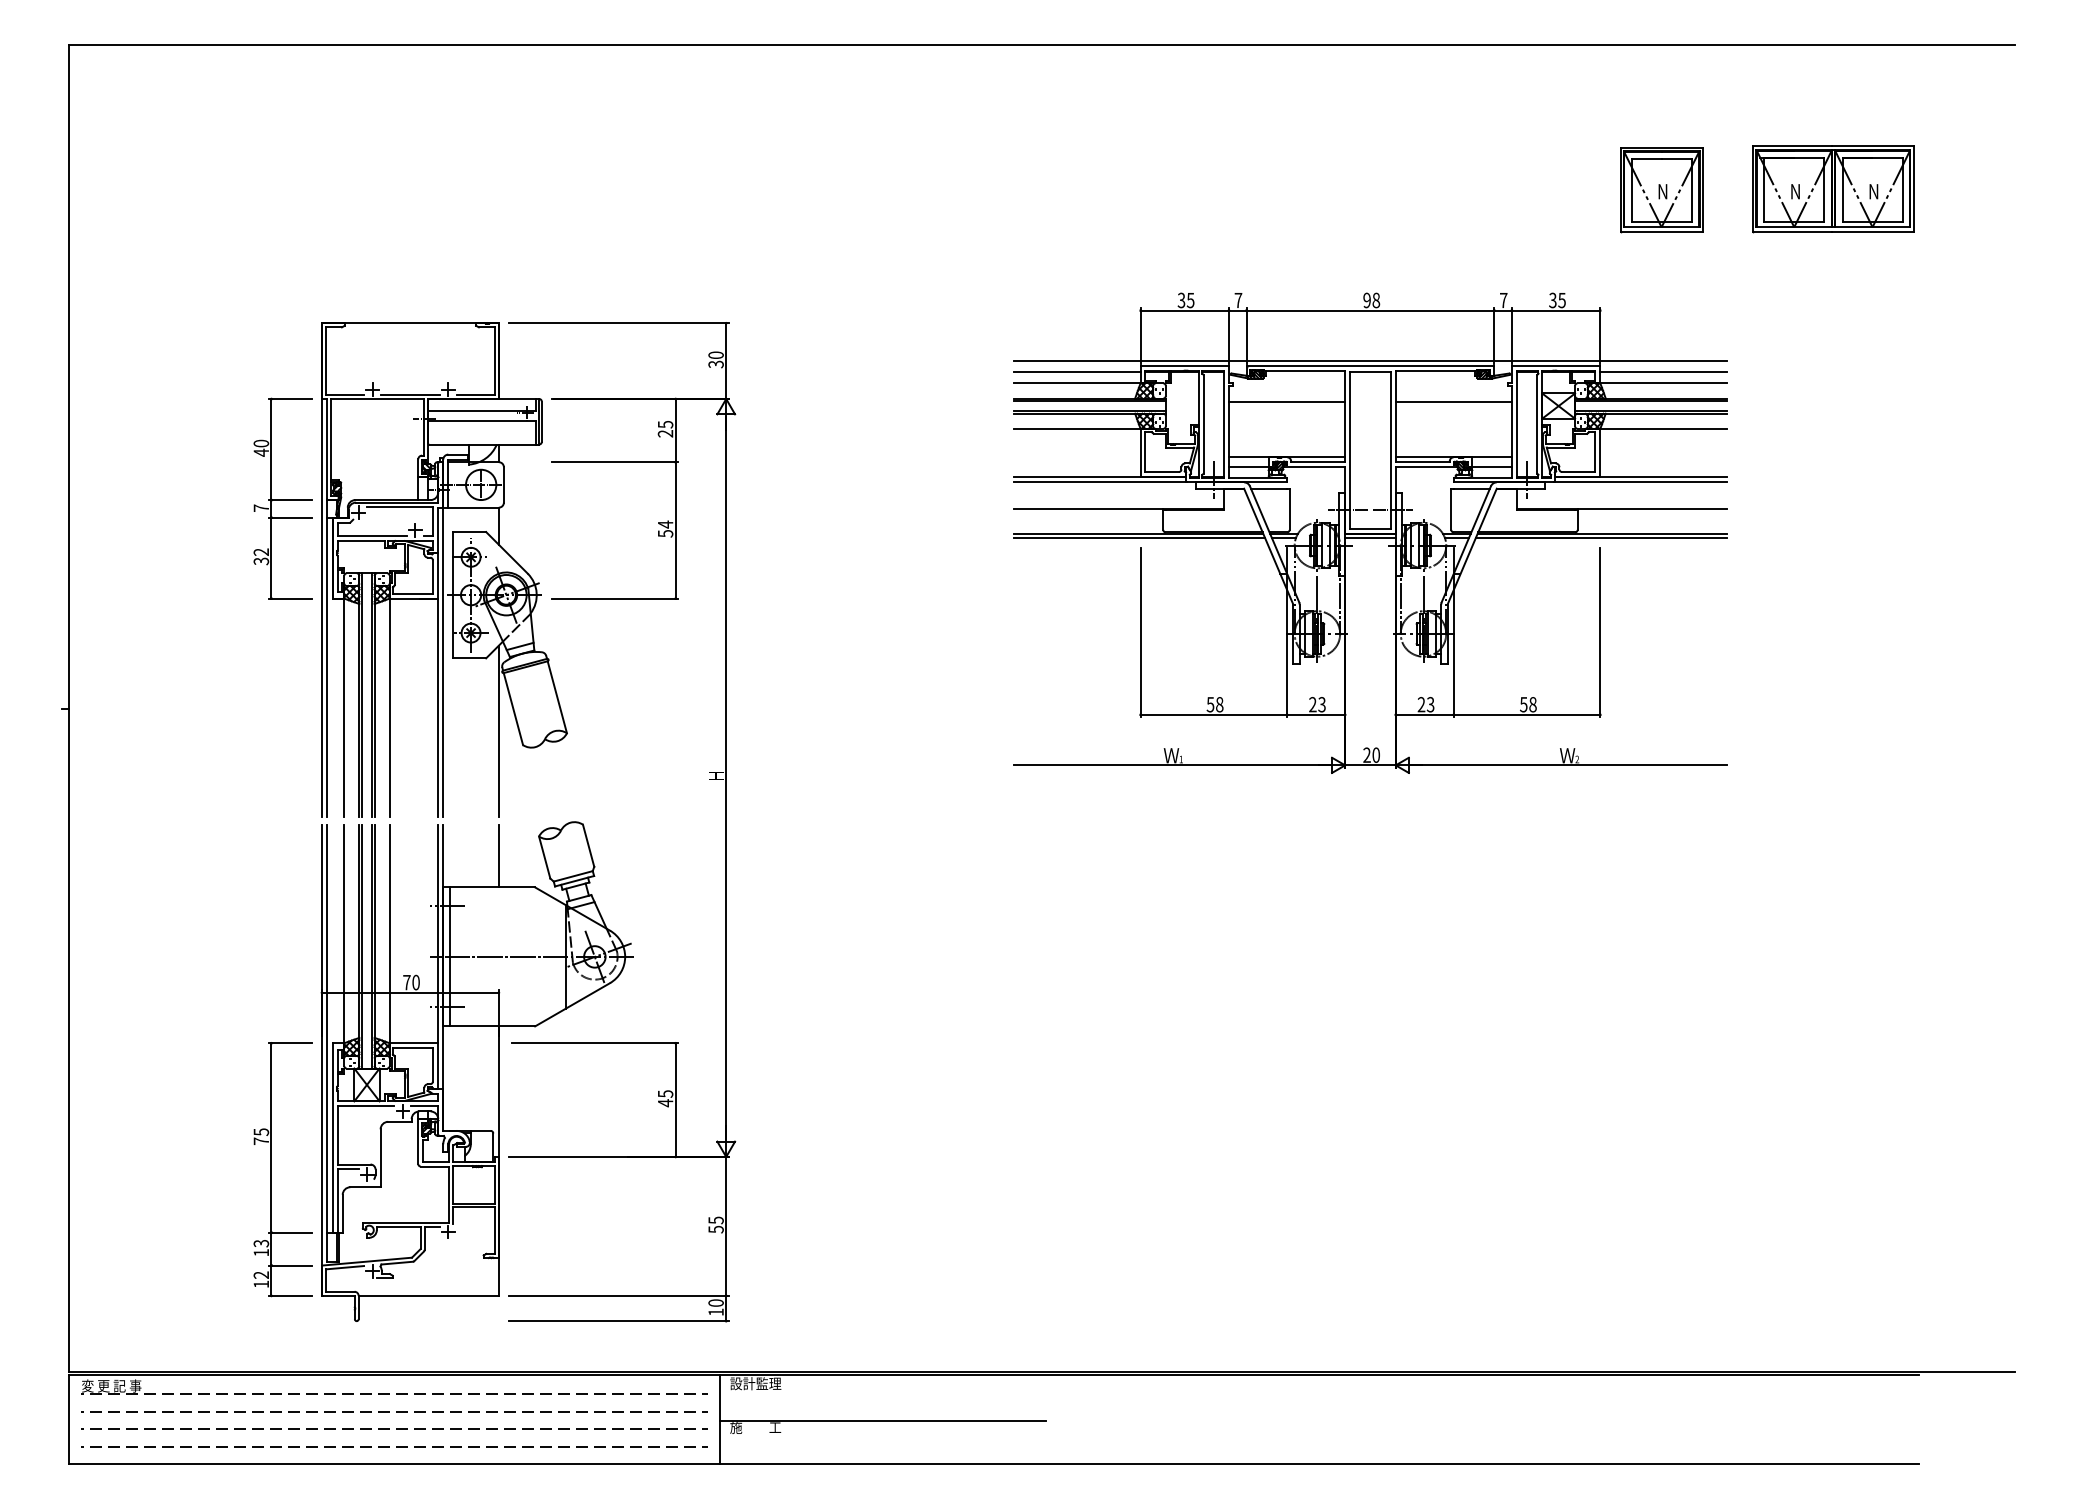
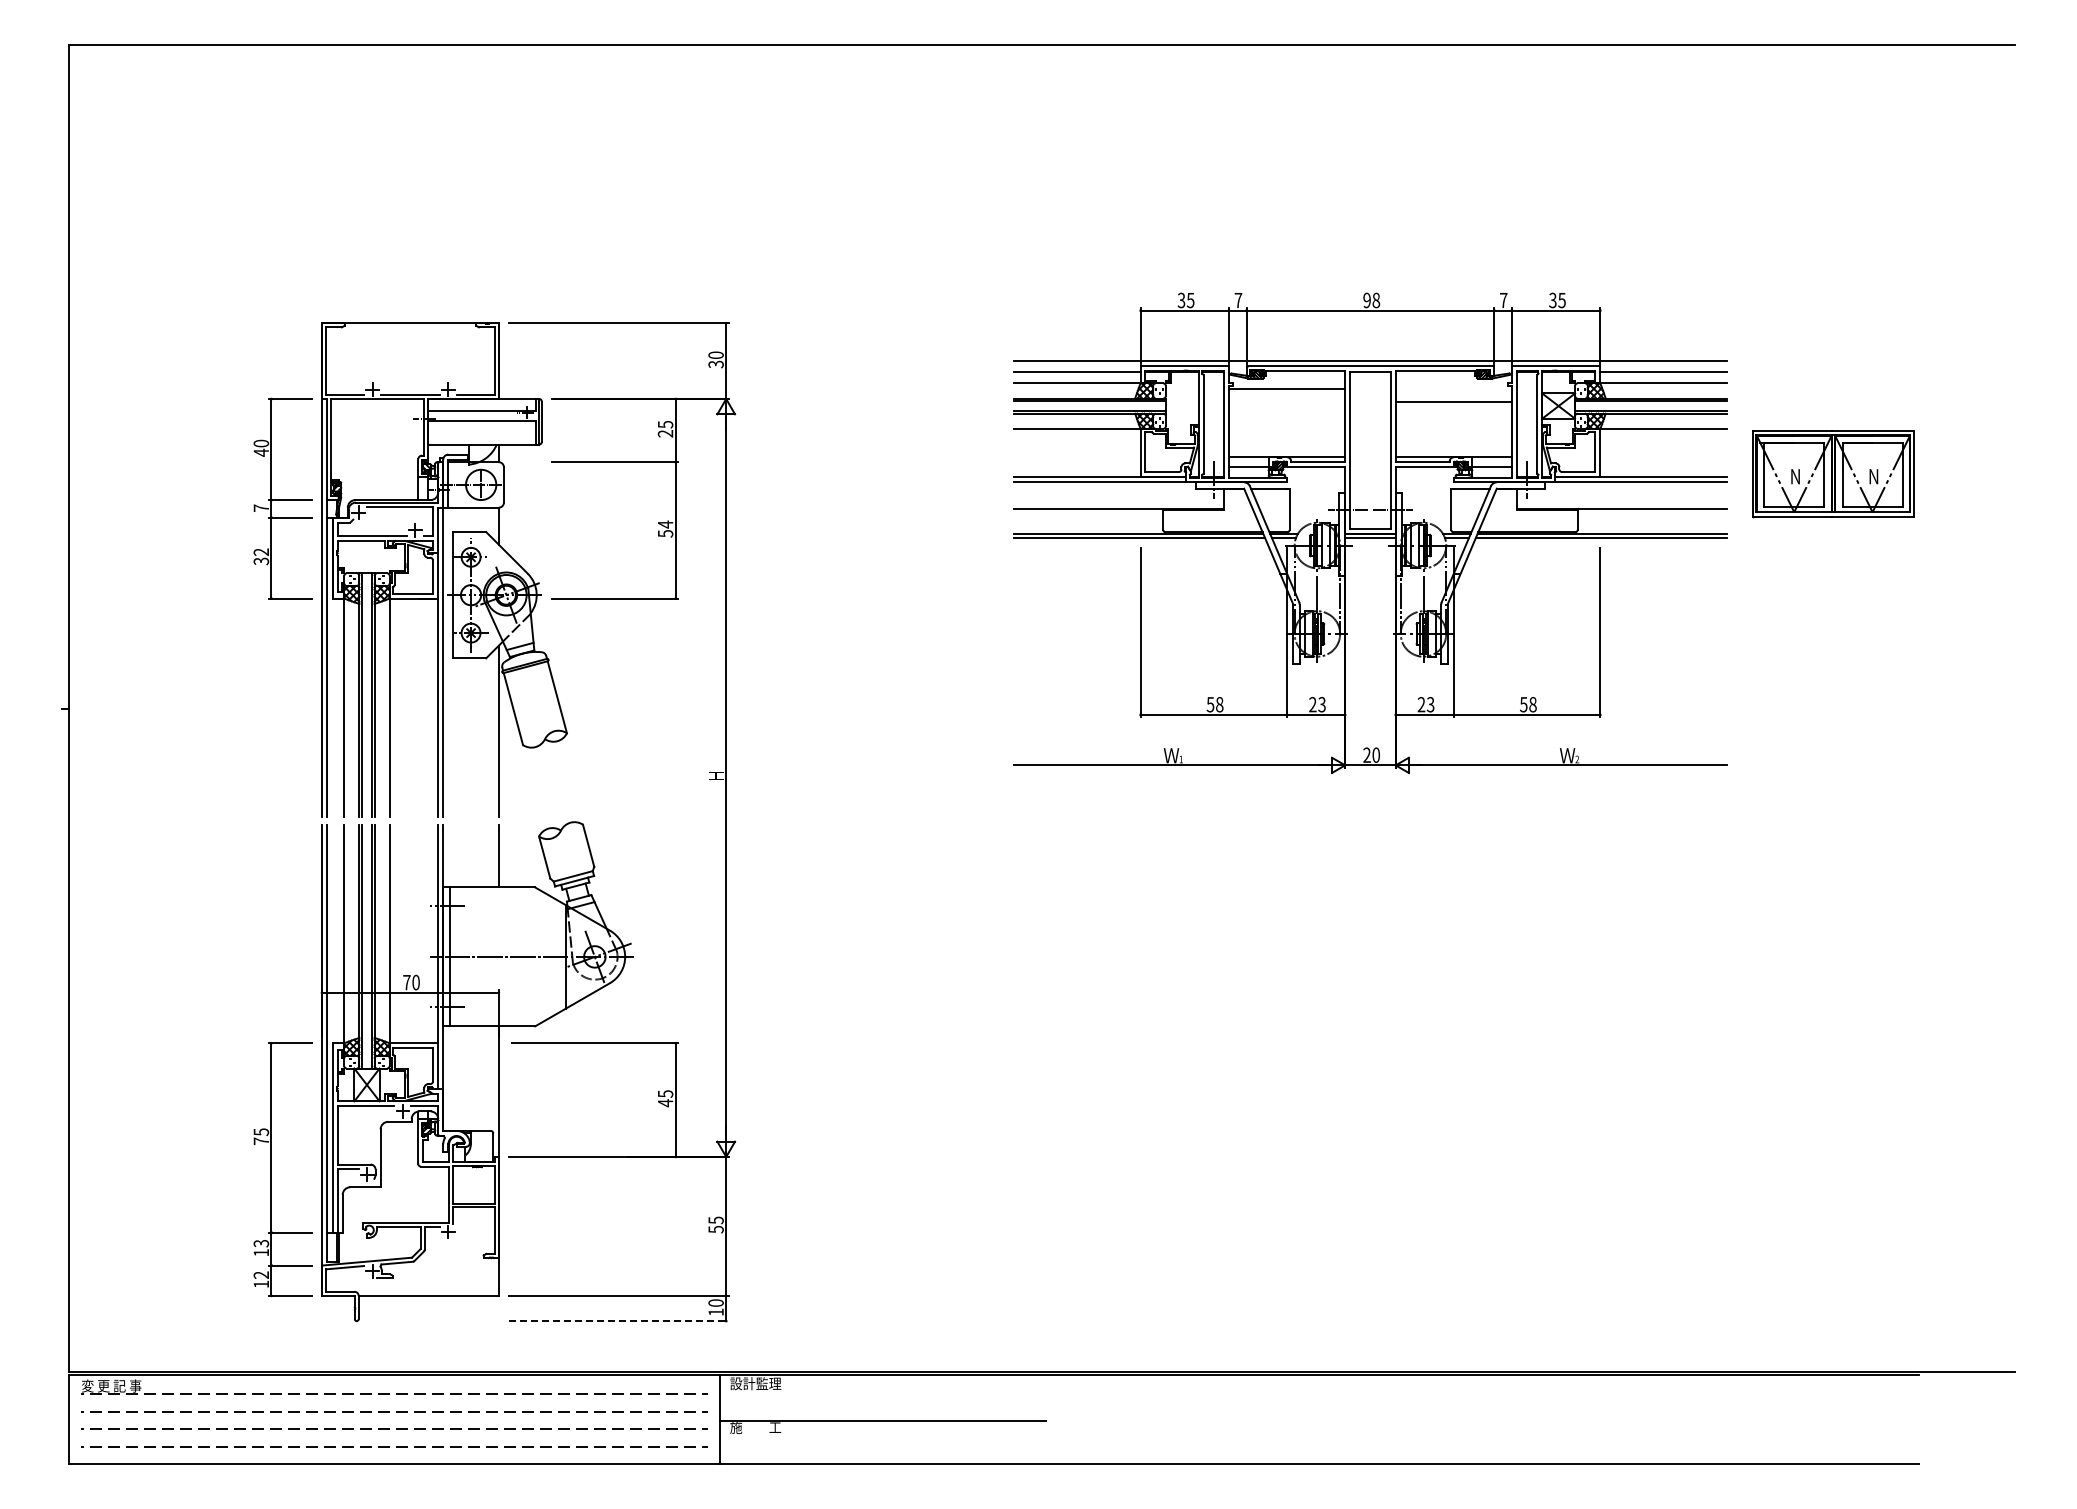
part position: (1833, 189) -> (1833, 474) (1833, 474)
part: present -> none (1661, 190)
line position: (1286, 402) -> (1286, 389) (1286, 389)
line: solid -> dashed (618, 1321)
